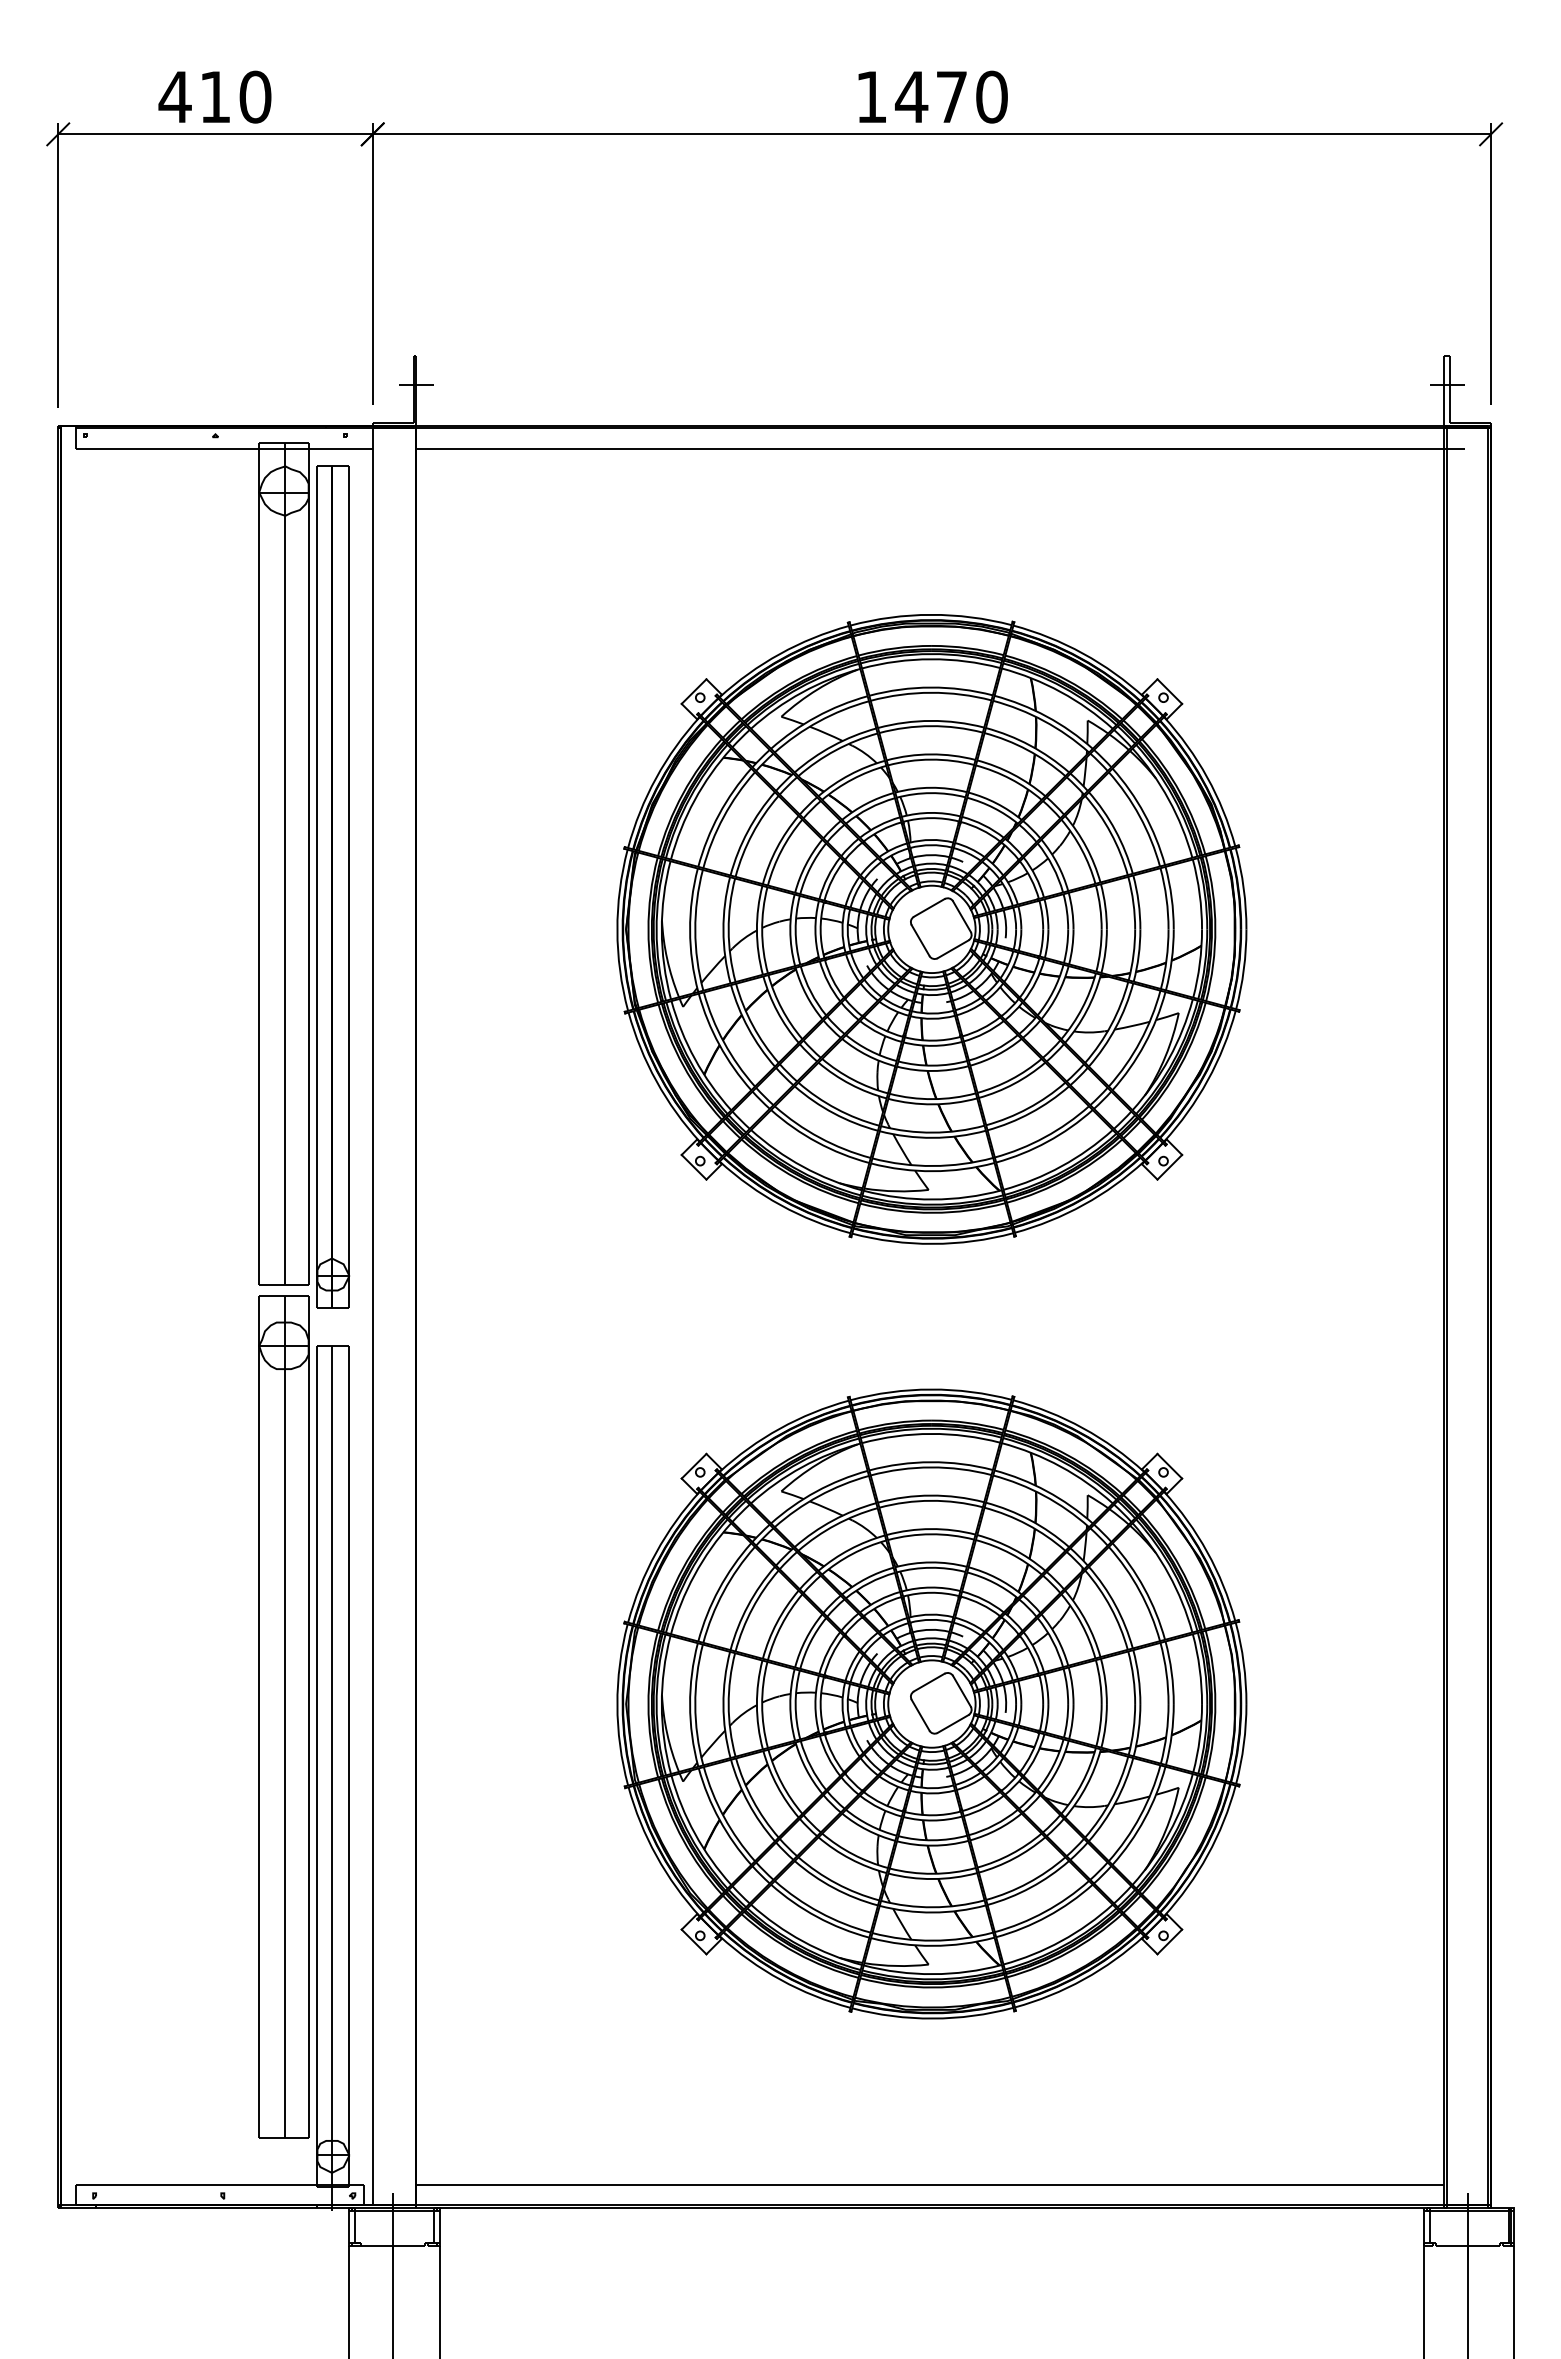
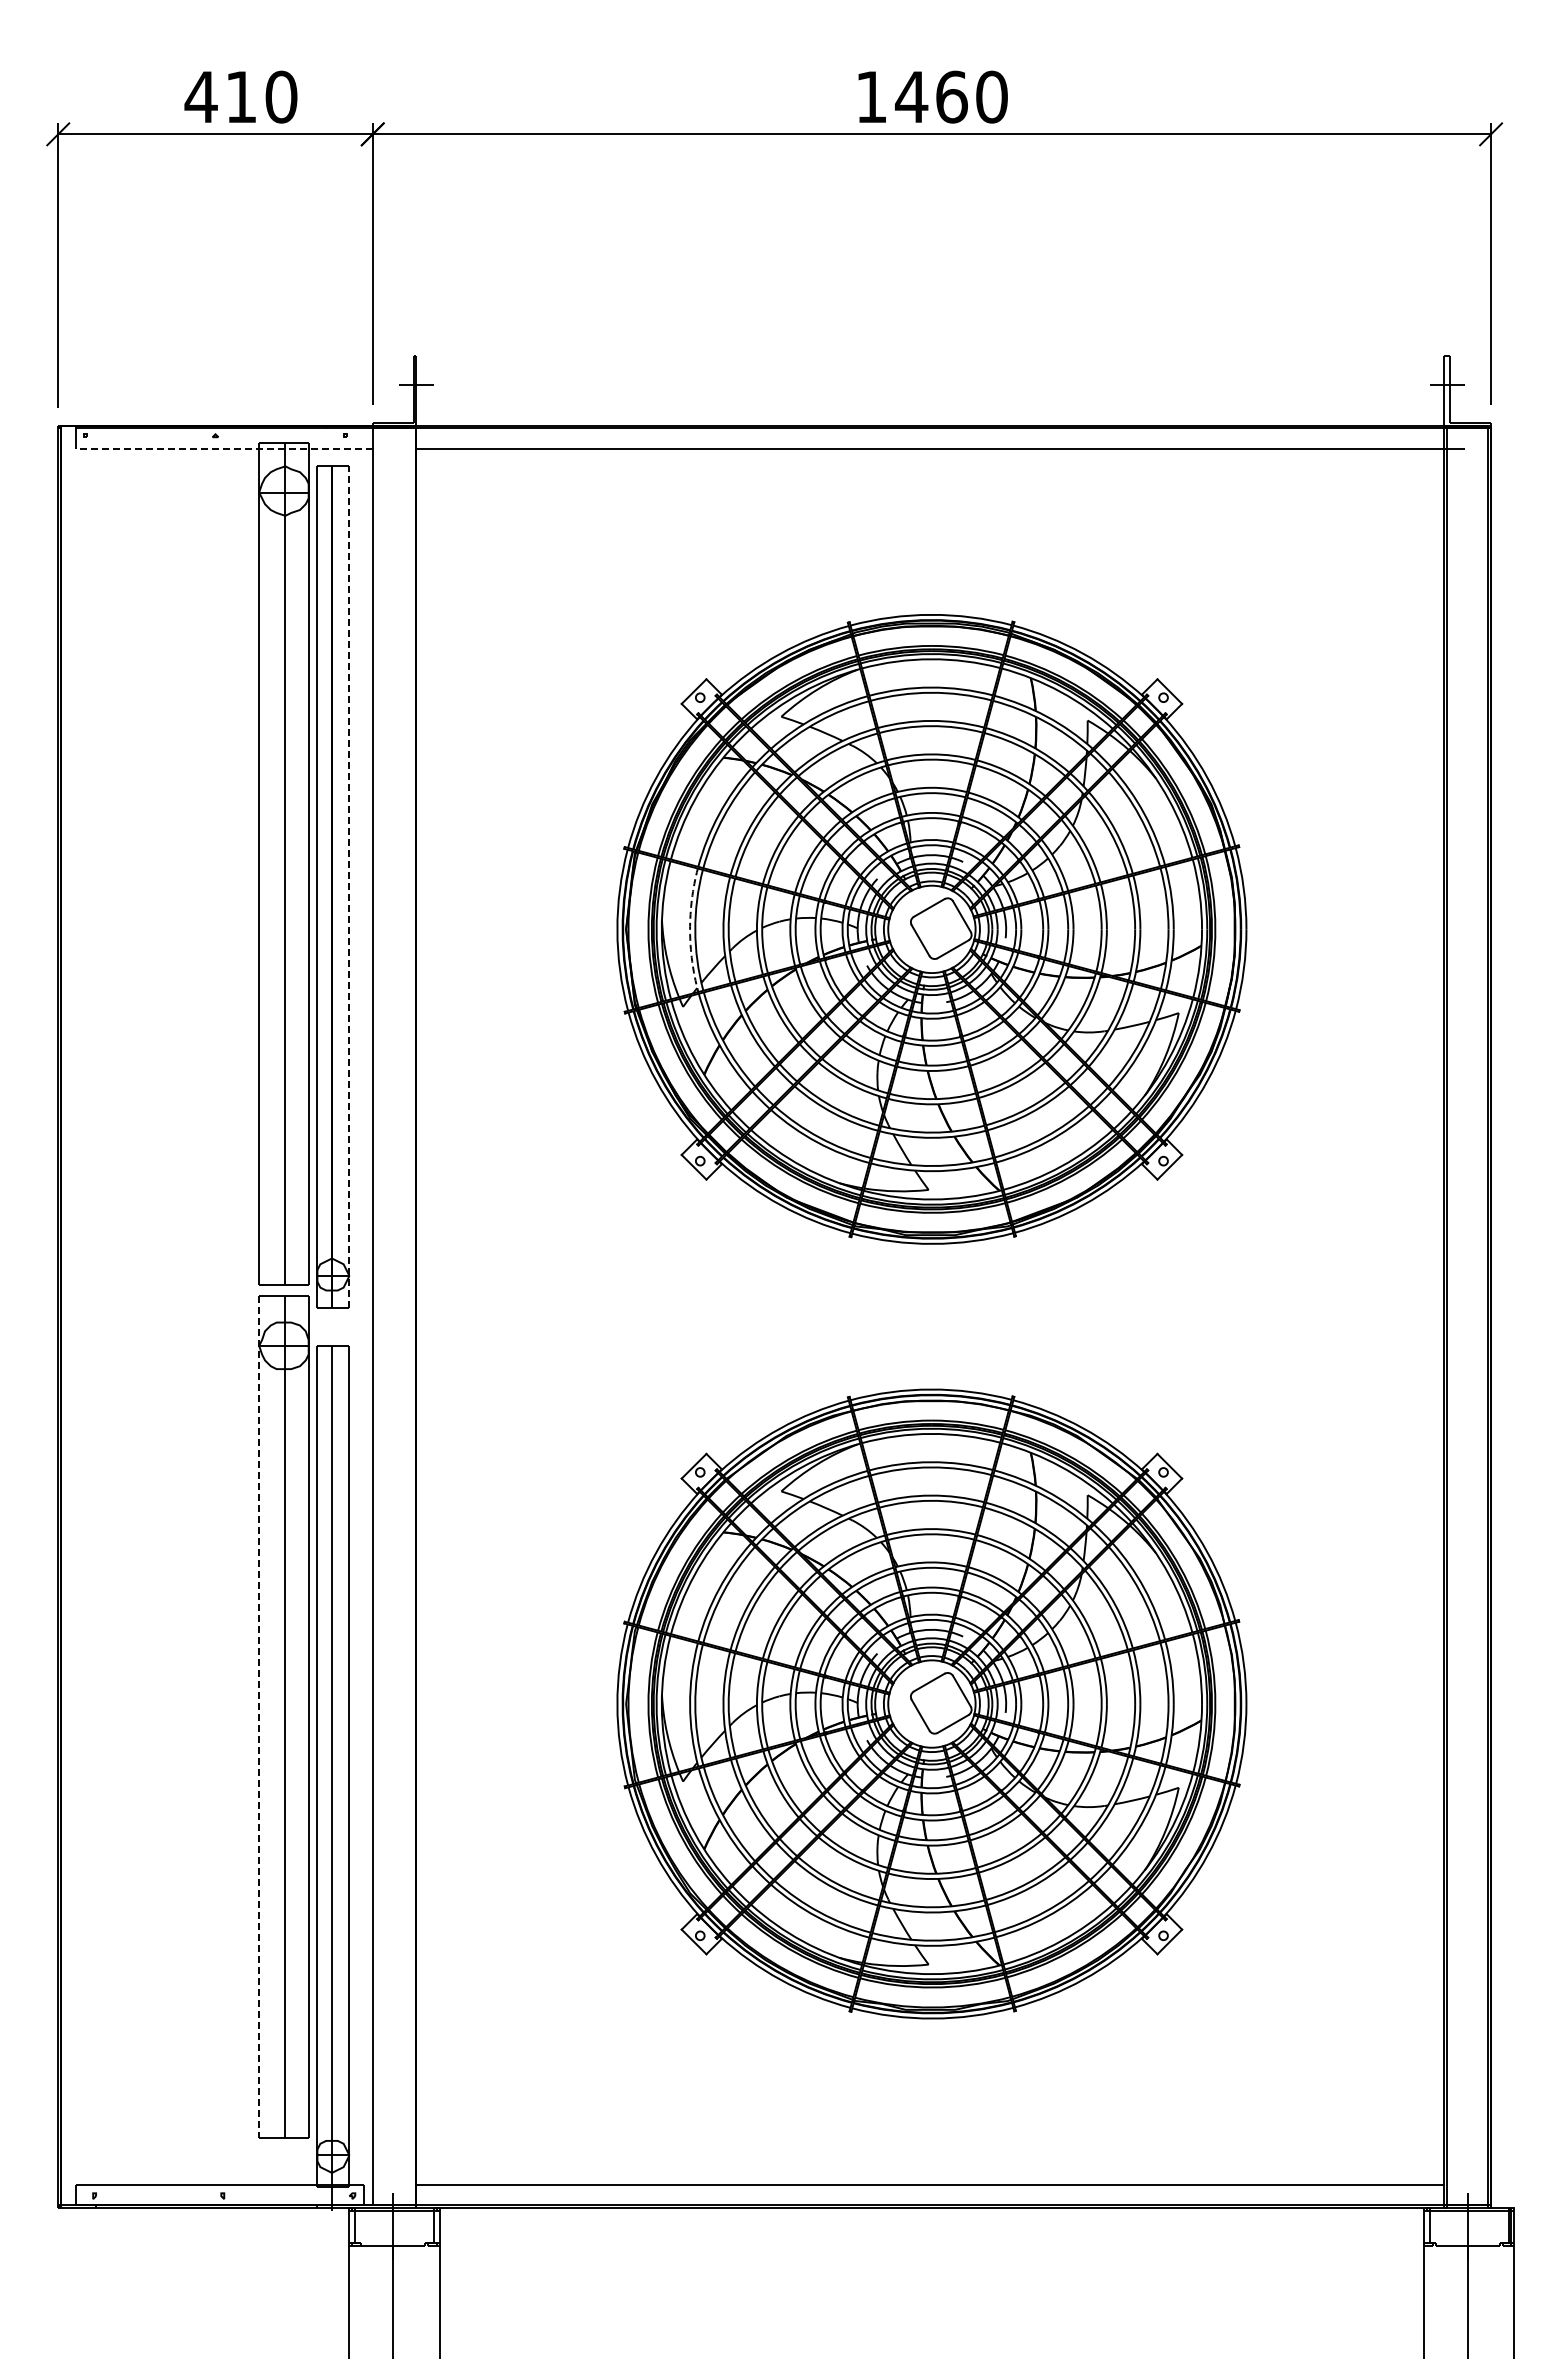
text position: (214, 96) -> (240, 96) (240, 96)
text: 1470 -> 1460 (951, 96)
line: solid -> dashed (224, 448)
line: solid -> dashed (349, 887)
arc: solid -> dashed (690, 930)
line: solid -> dashed (259, 1717)
